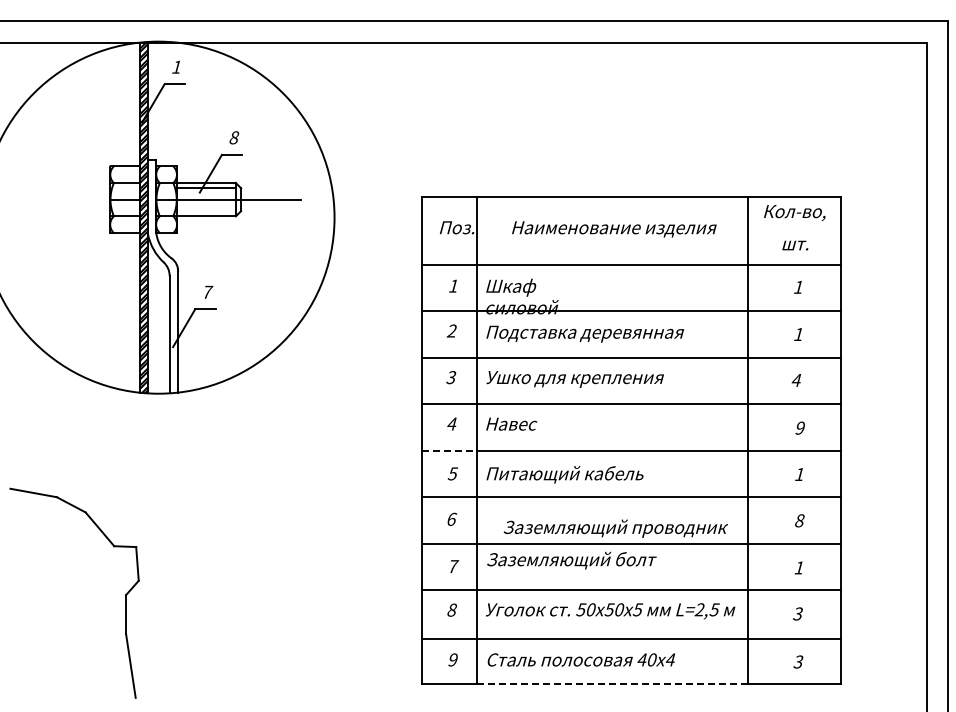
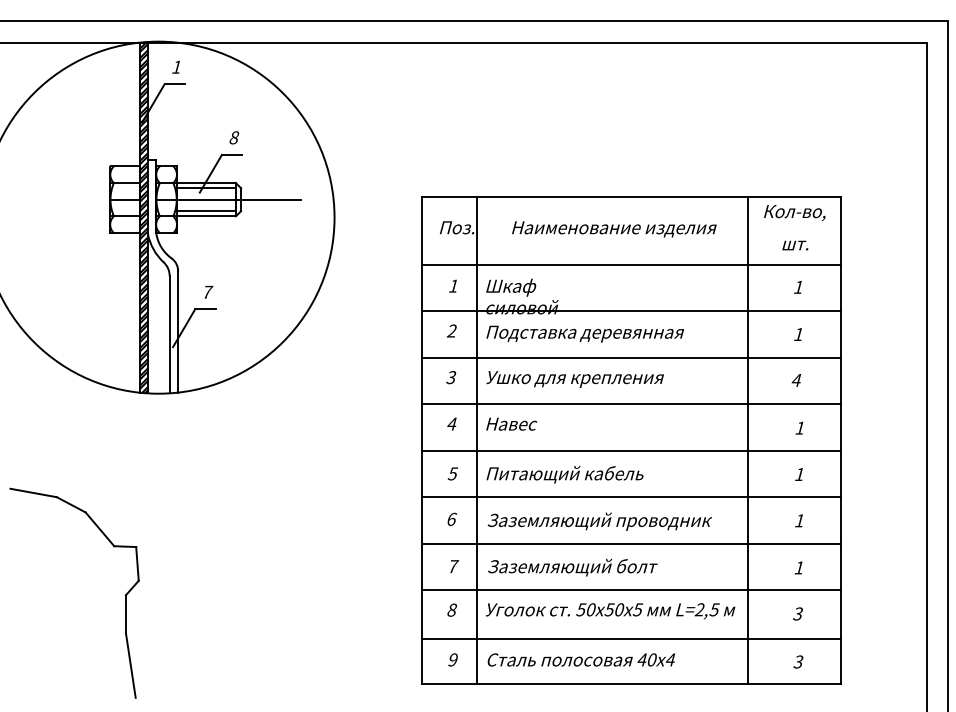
line: none -> present (205, 211)
text: 9 -> 1 (799, 427)
line: dashed -> solid (449, 450)
text: 8 -> 1 (799, 520)
text position: (615, 528) -> (599, 521) (599, 521)
text position: (571, 560) -> (572, 567) (572, 567)
line: dashed -> solid (612, 683)
